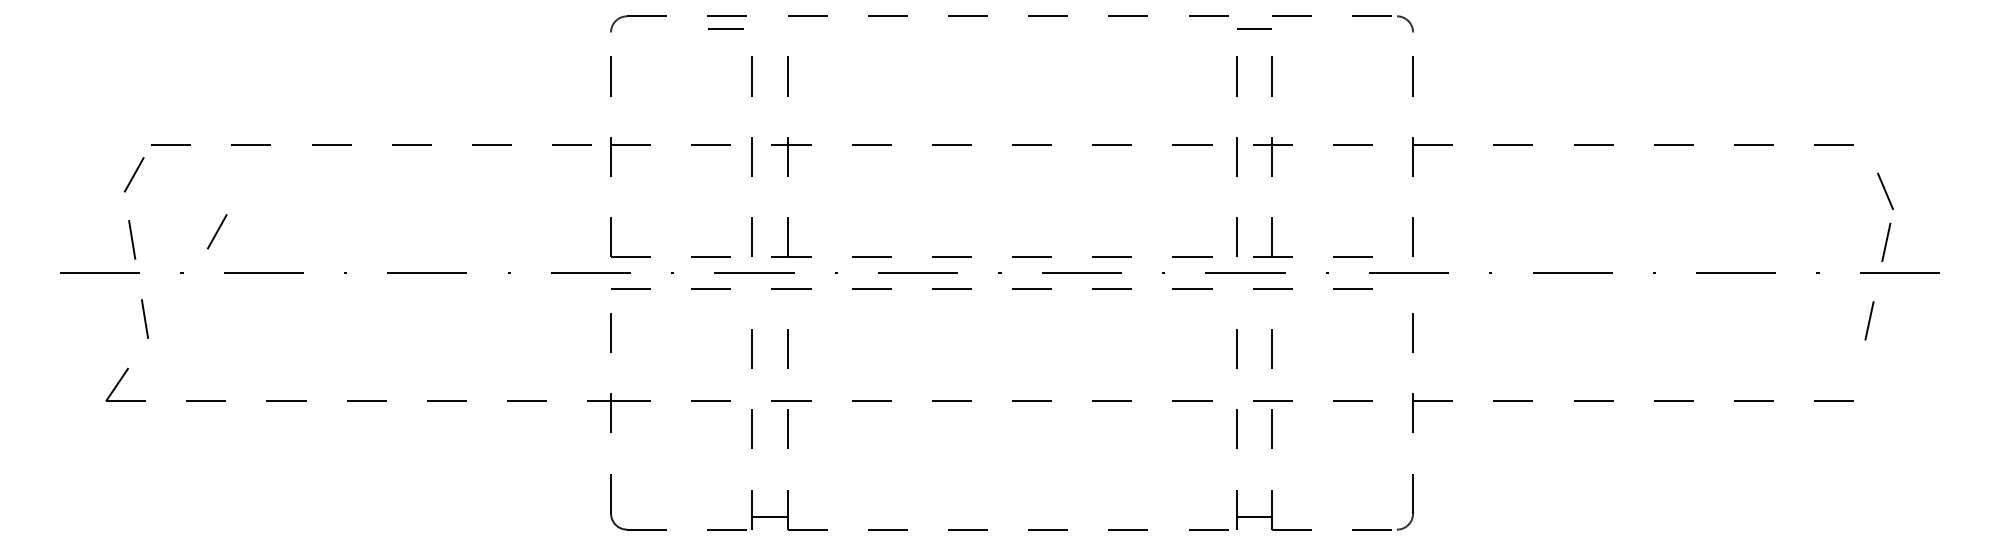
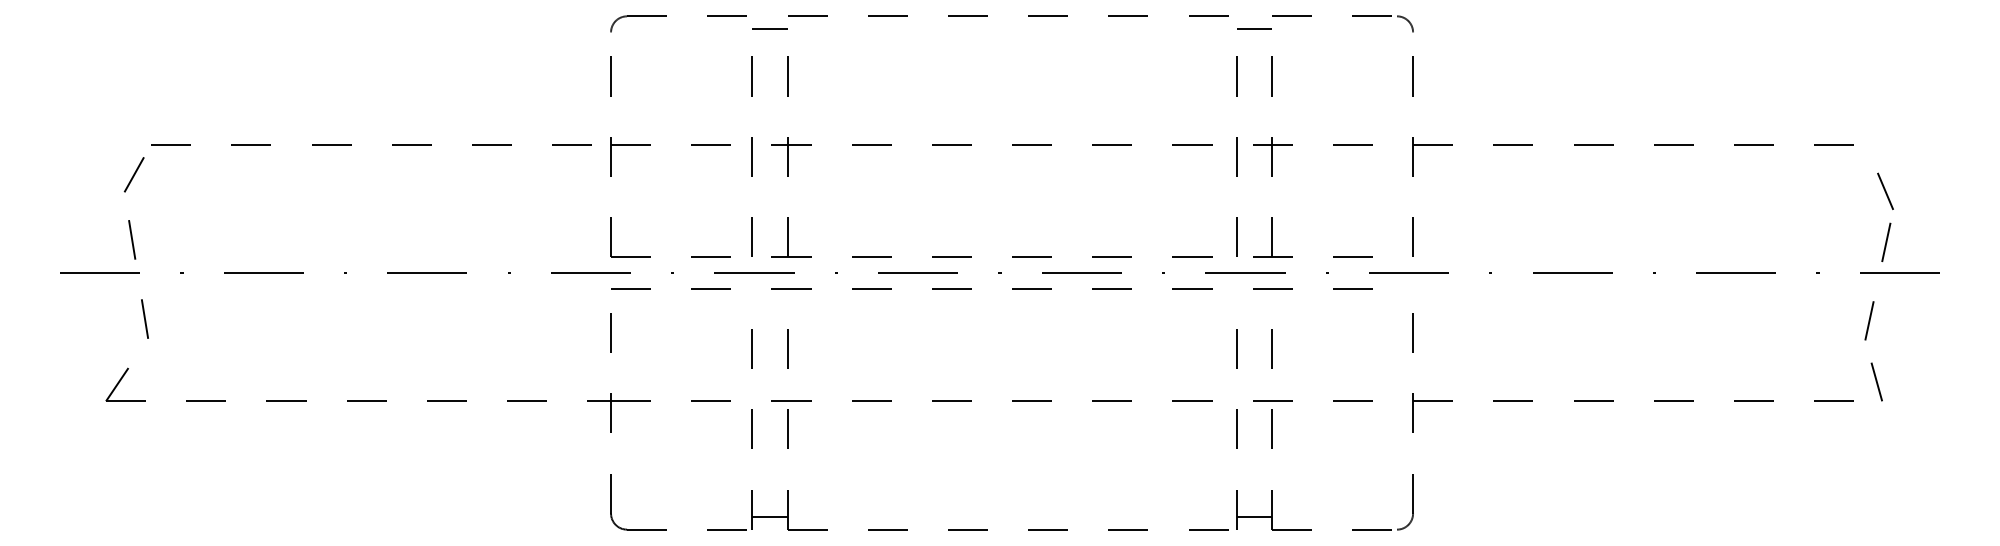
line position: (725, 28) -> (769, 28) (769, 28)
line: present -> none (216, 231)
line: none -> present (1876, 381)
